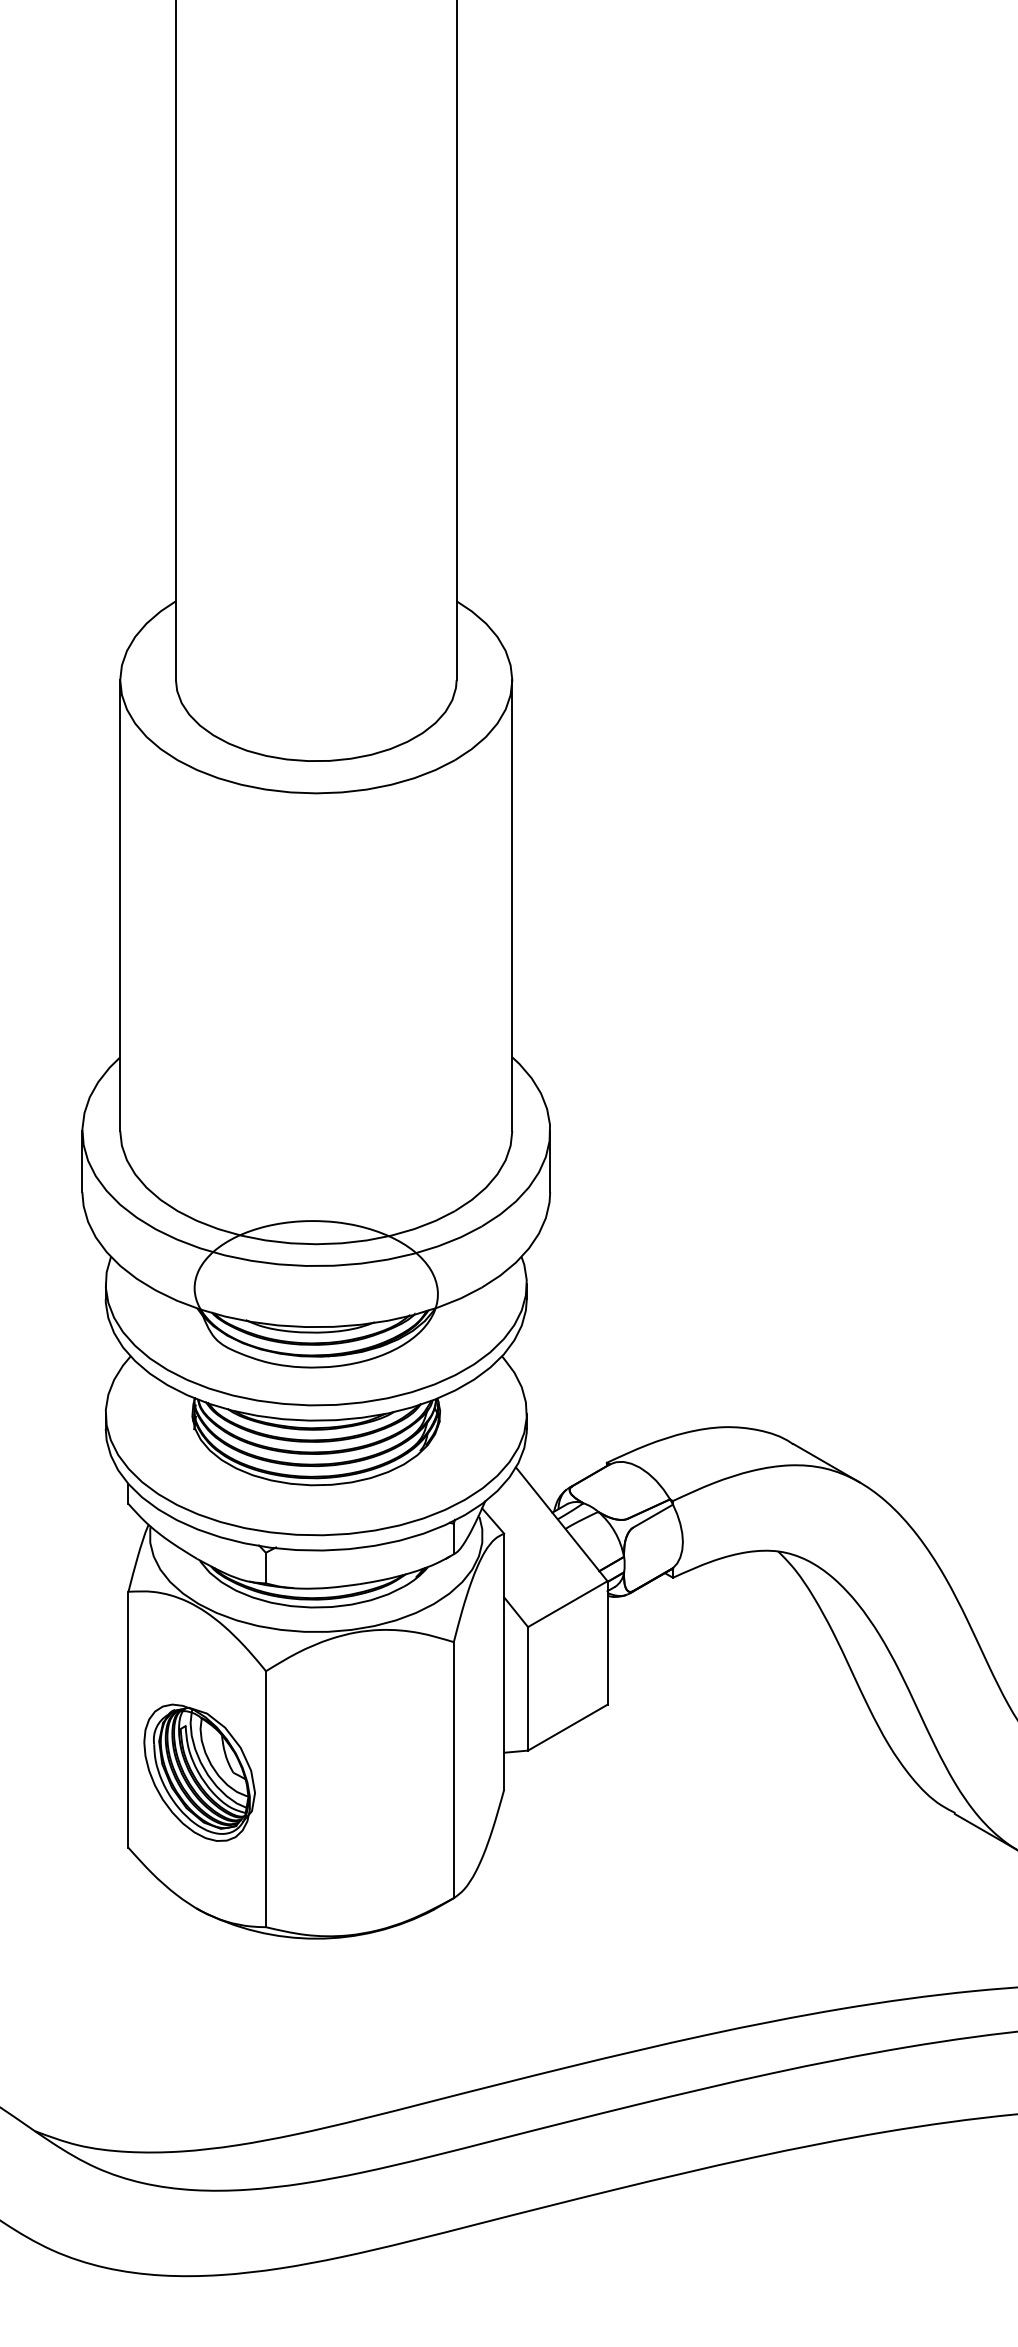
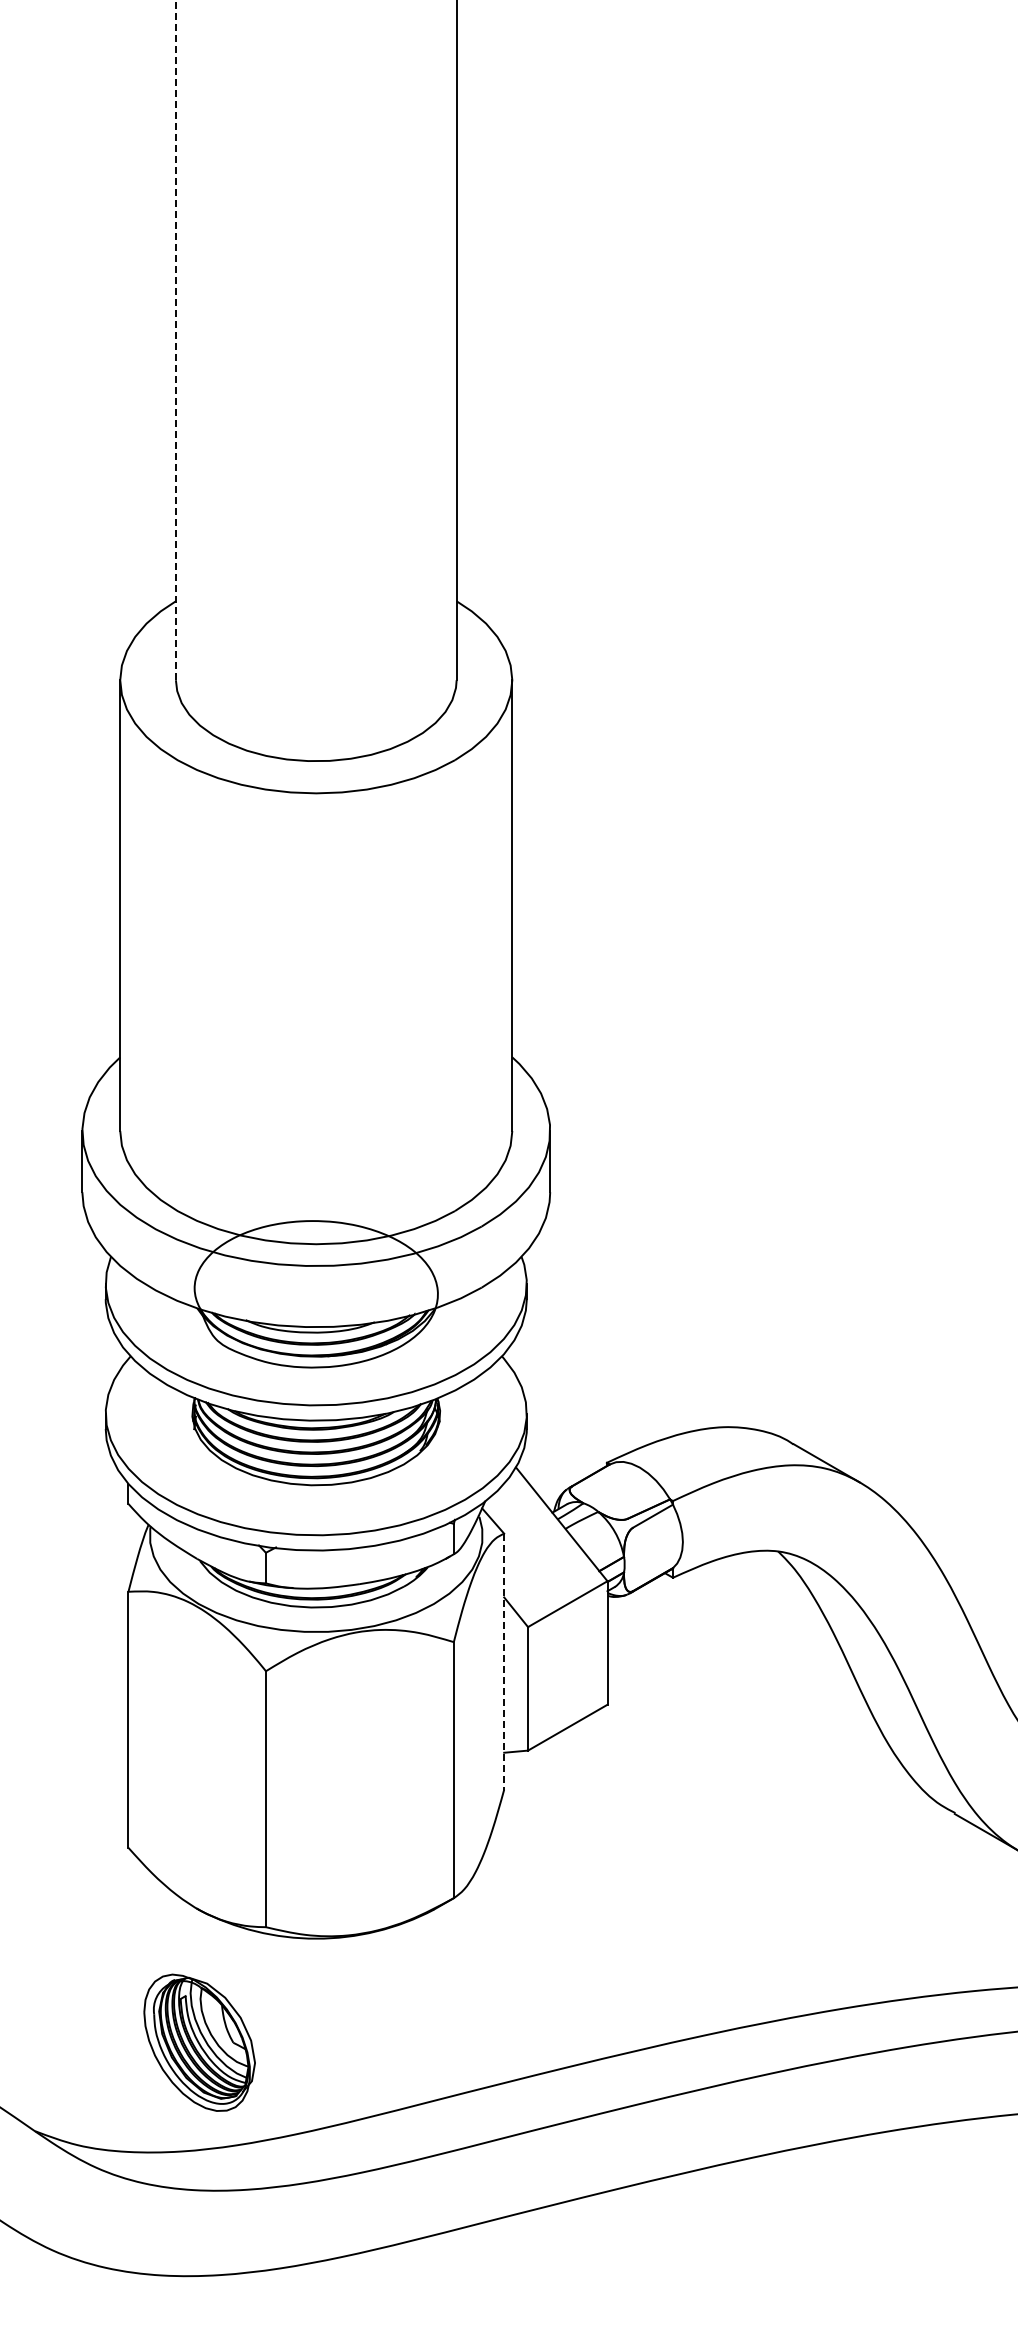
line: solid -> dashed (175, 340)
line: solid -> dashed (504, 1662)
part position: (199, 1772) -> (199, 2042) (199, 2042)
